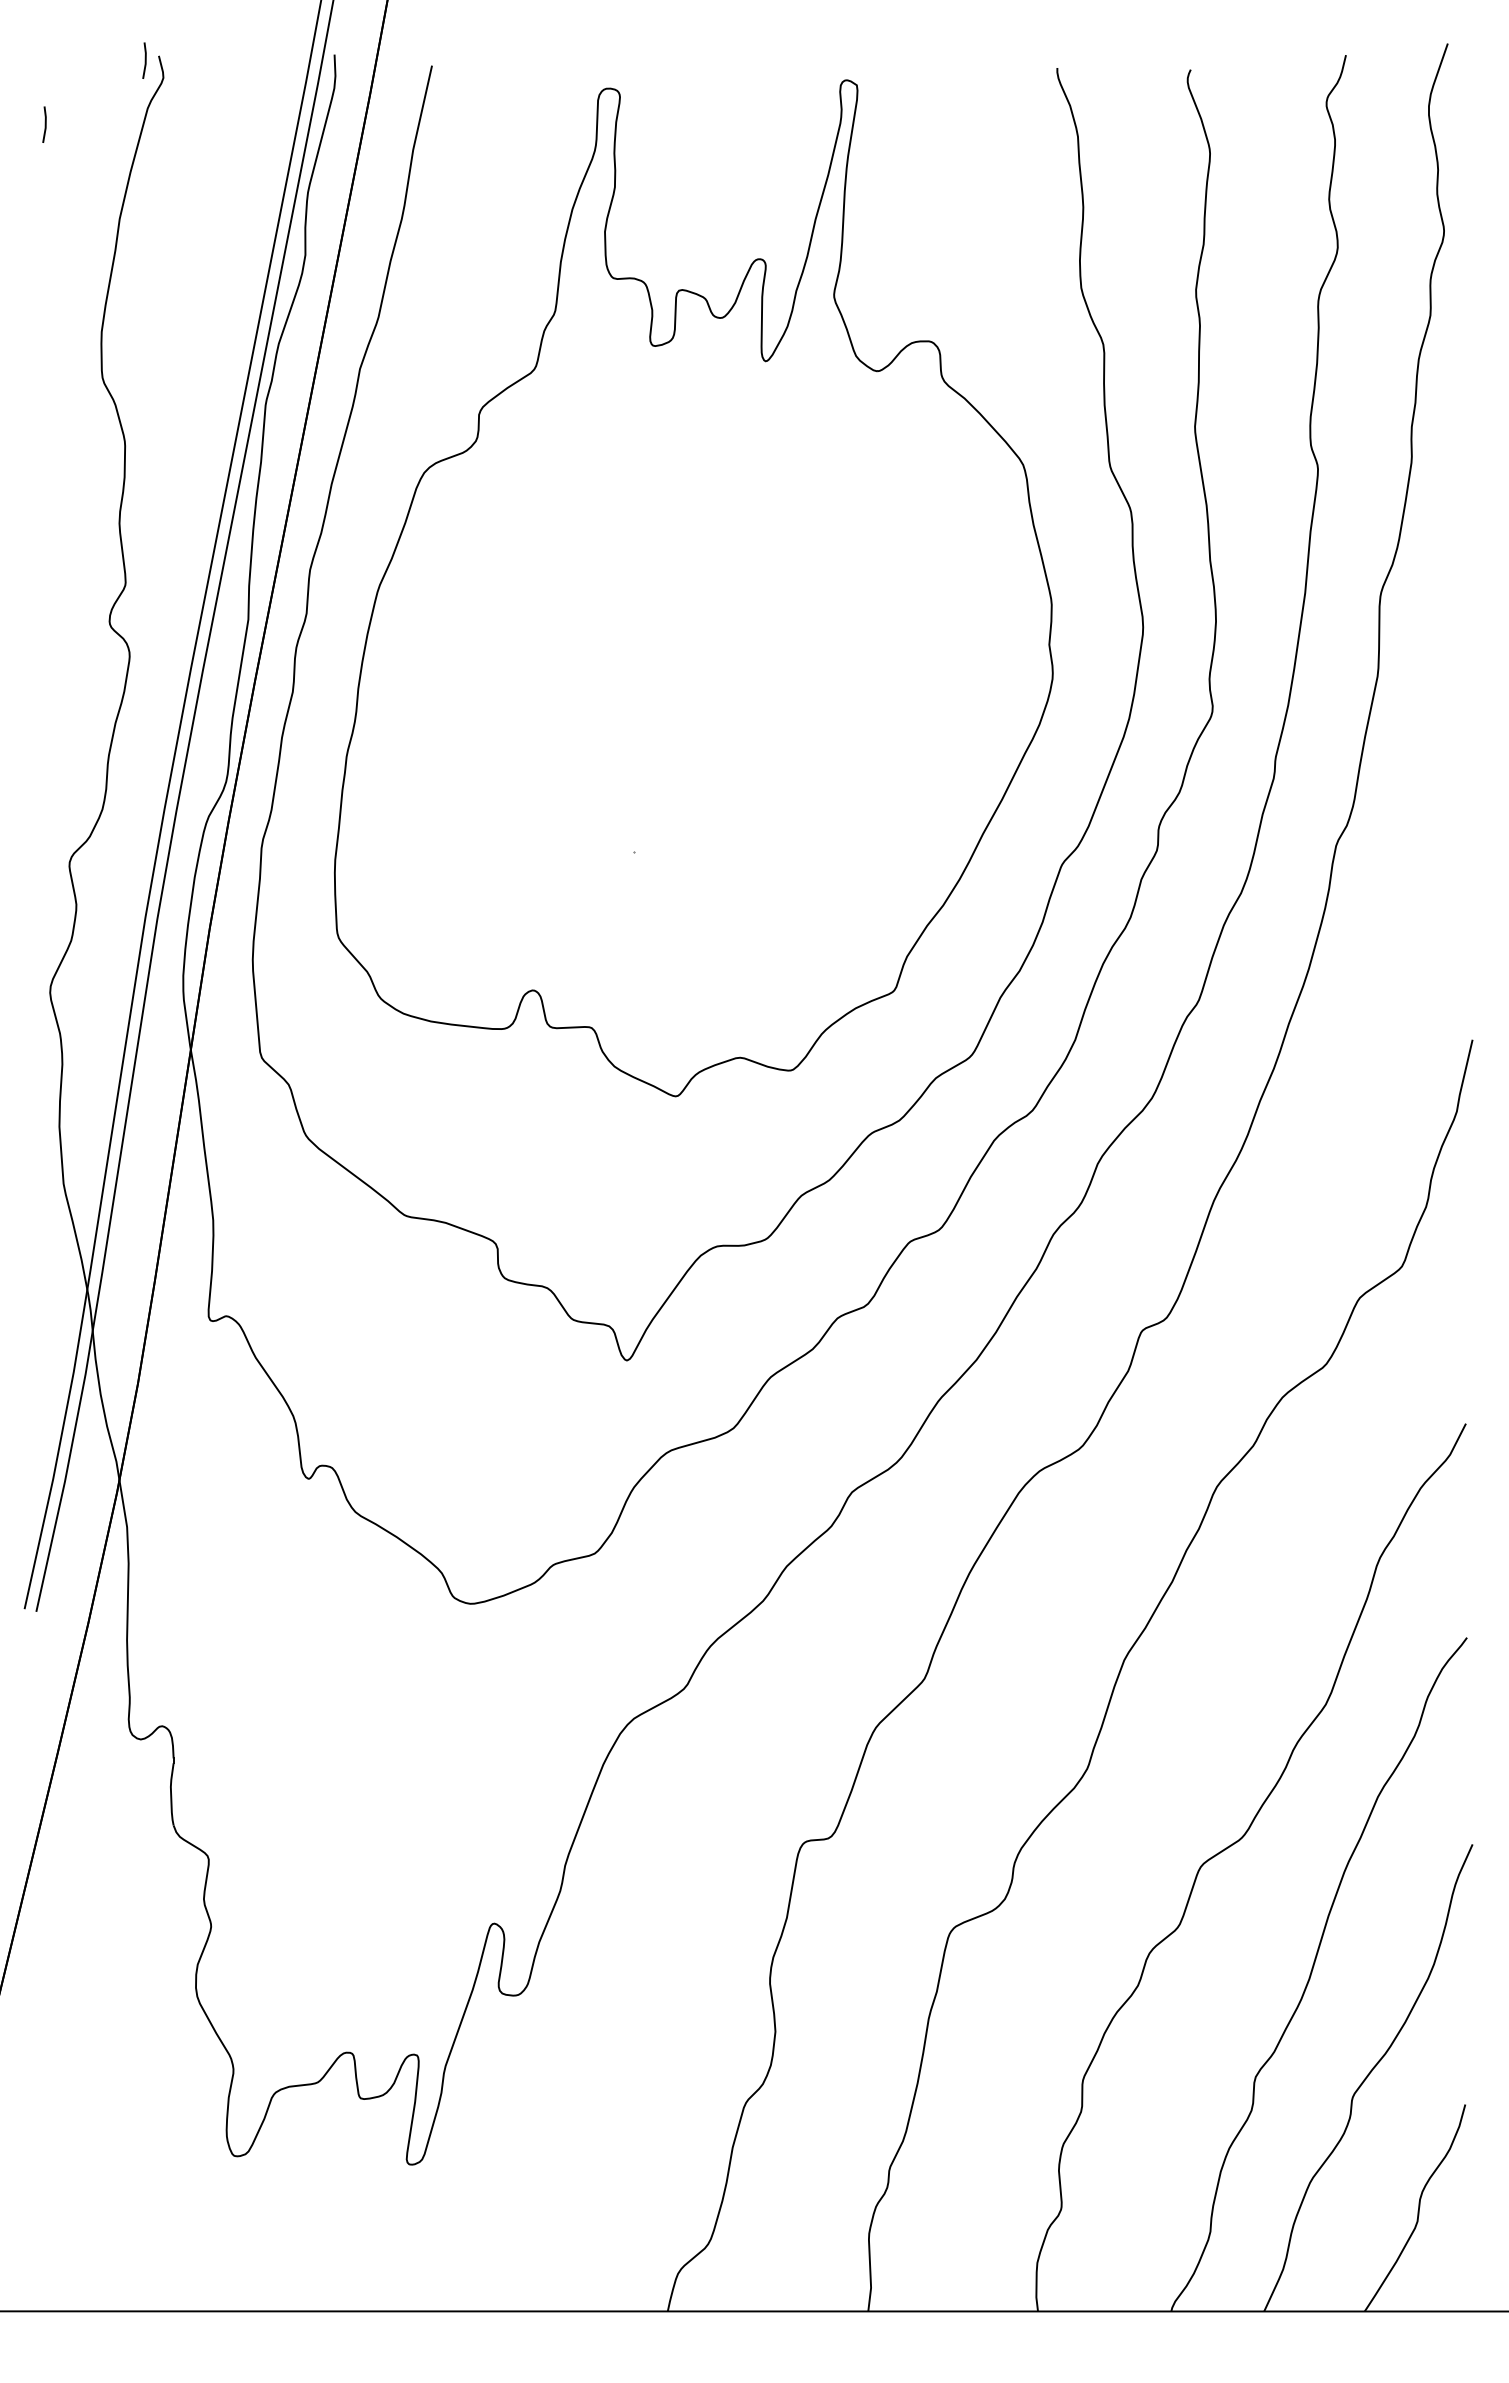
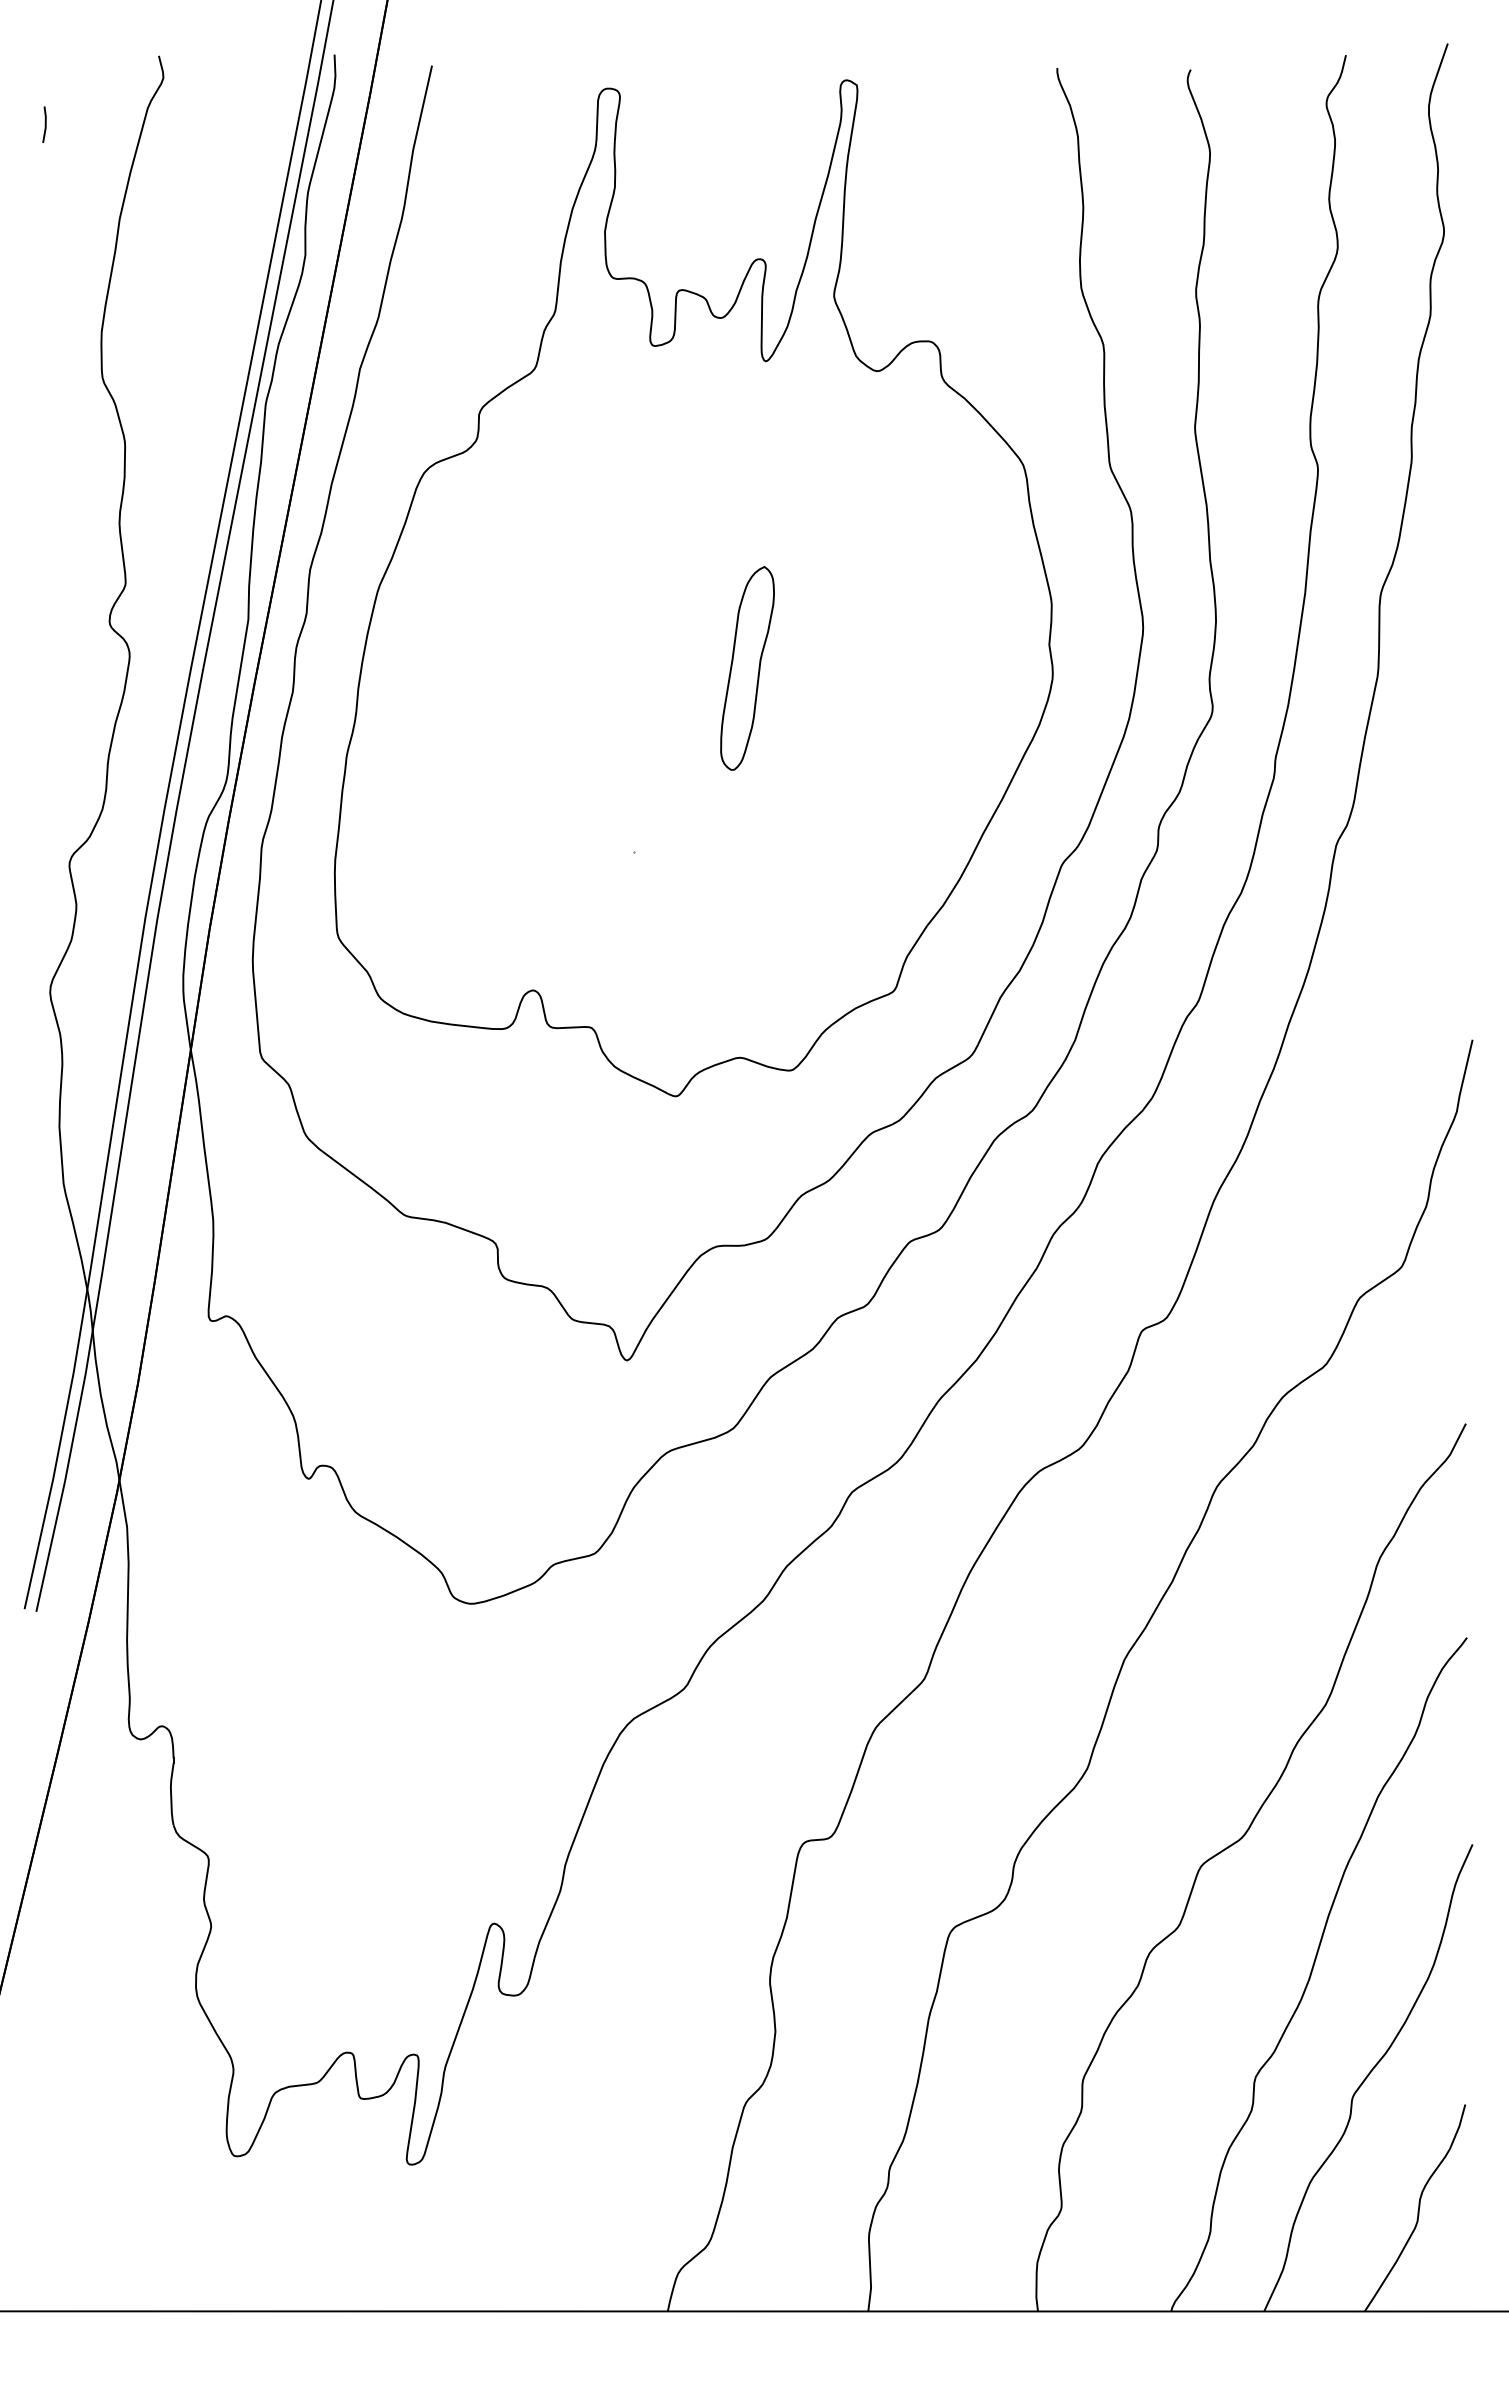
line: present -> none (144, 60)
part: none -> present (747, 668)
